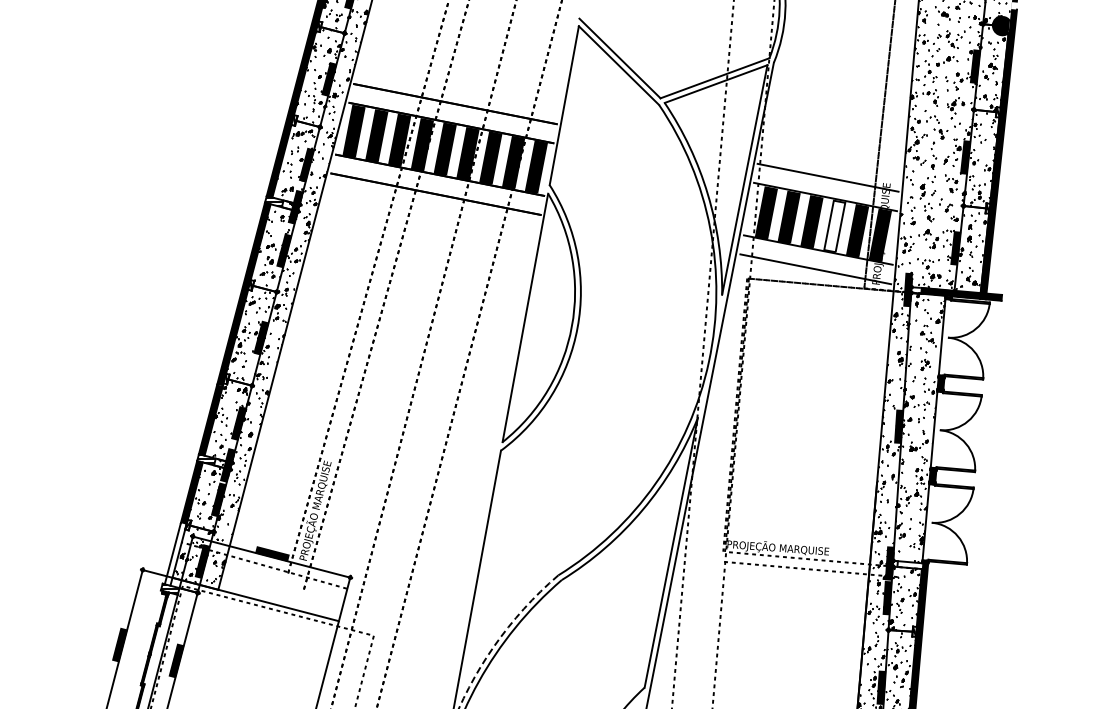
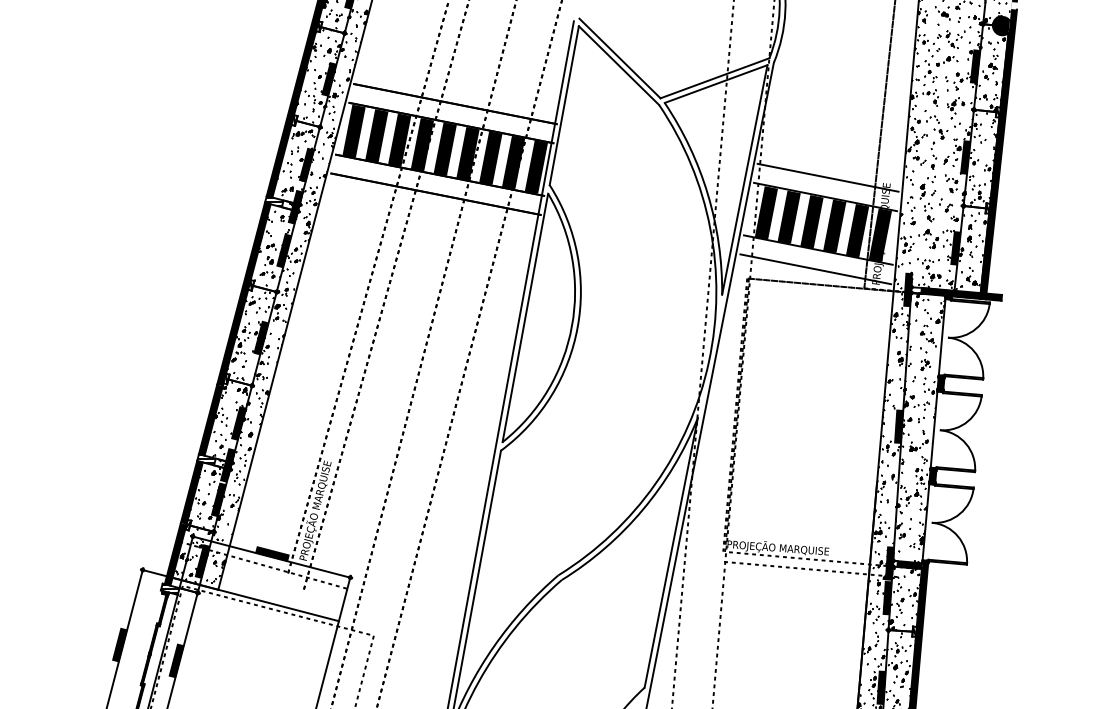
fill: none -> present (834, 226)
line: none -> present (510, 363)
fill: none -> present (175, 554)
fill: none -> present (909, 565)
arc: dashed -> solid (501, 636)
